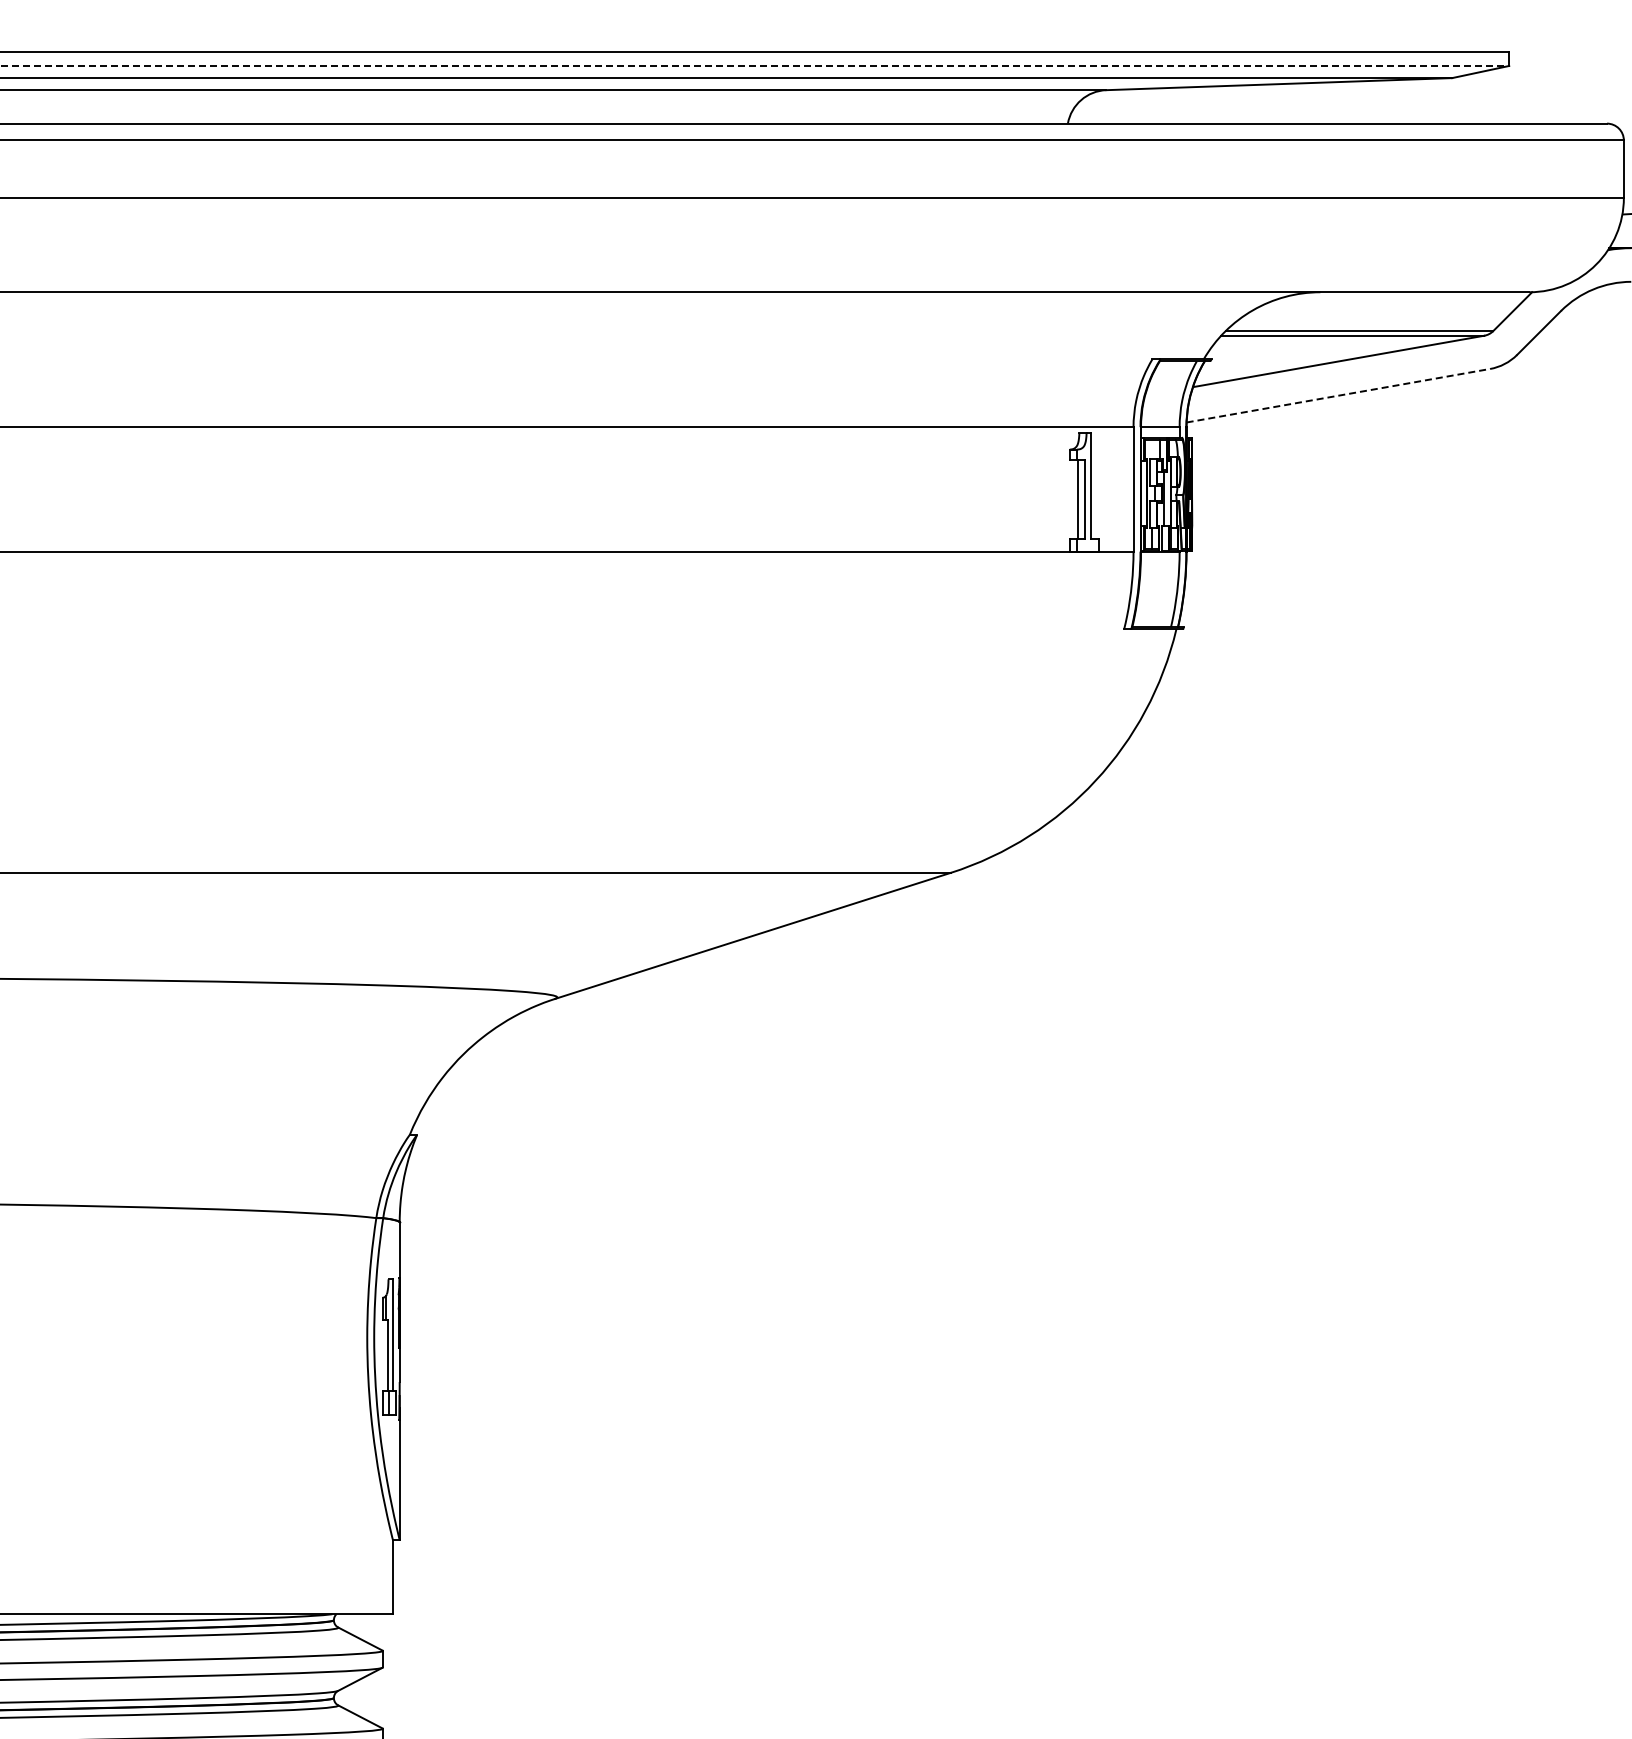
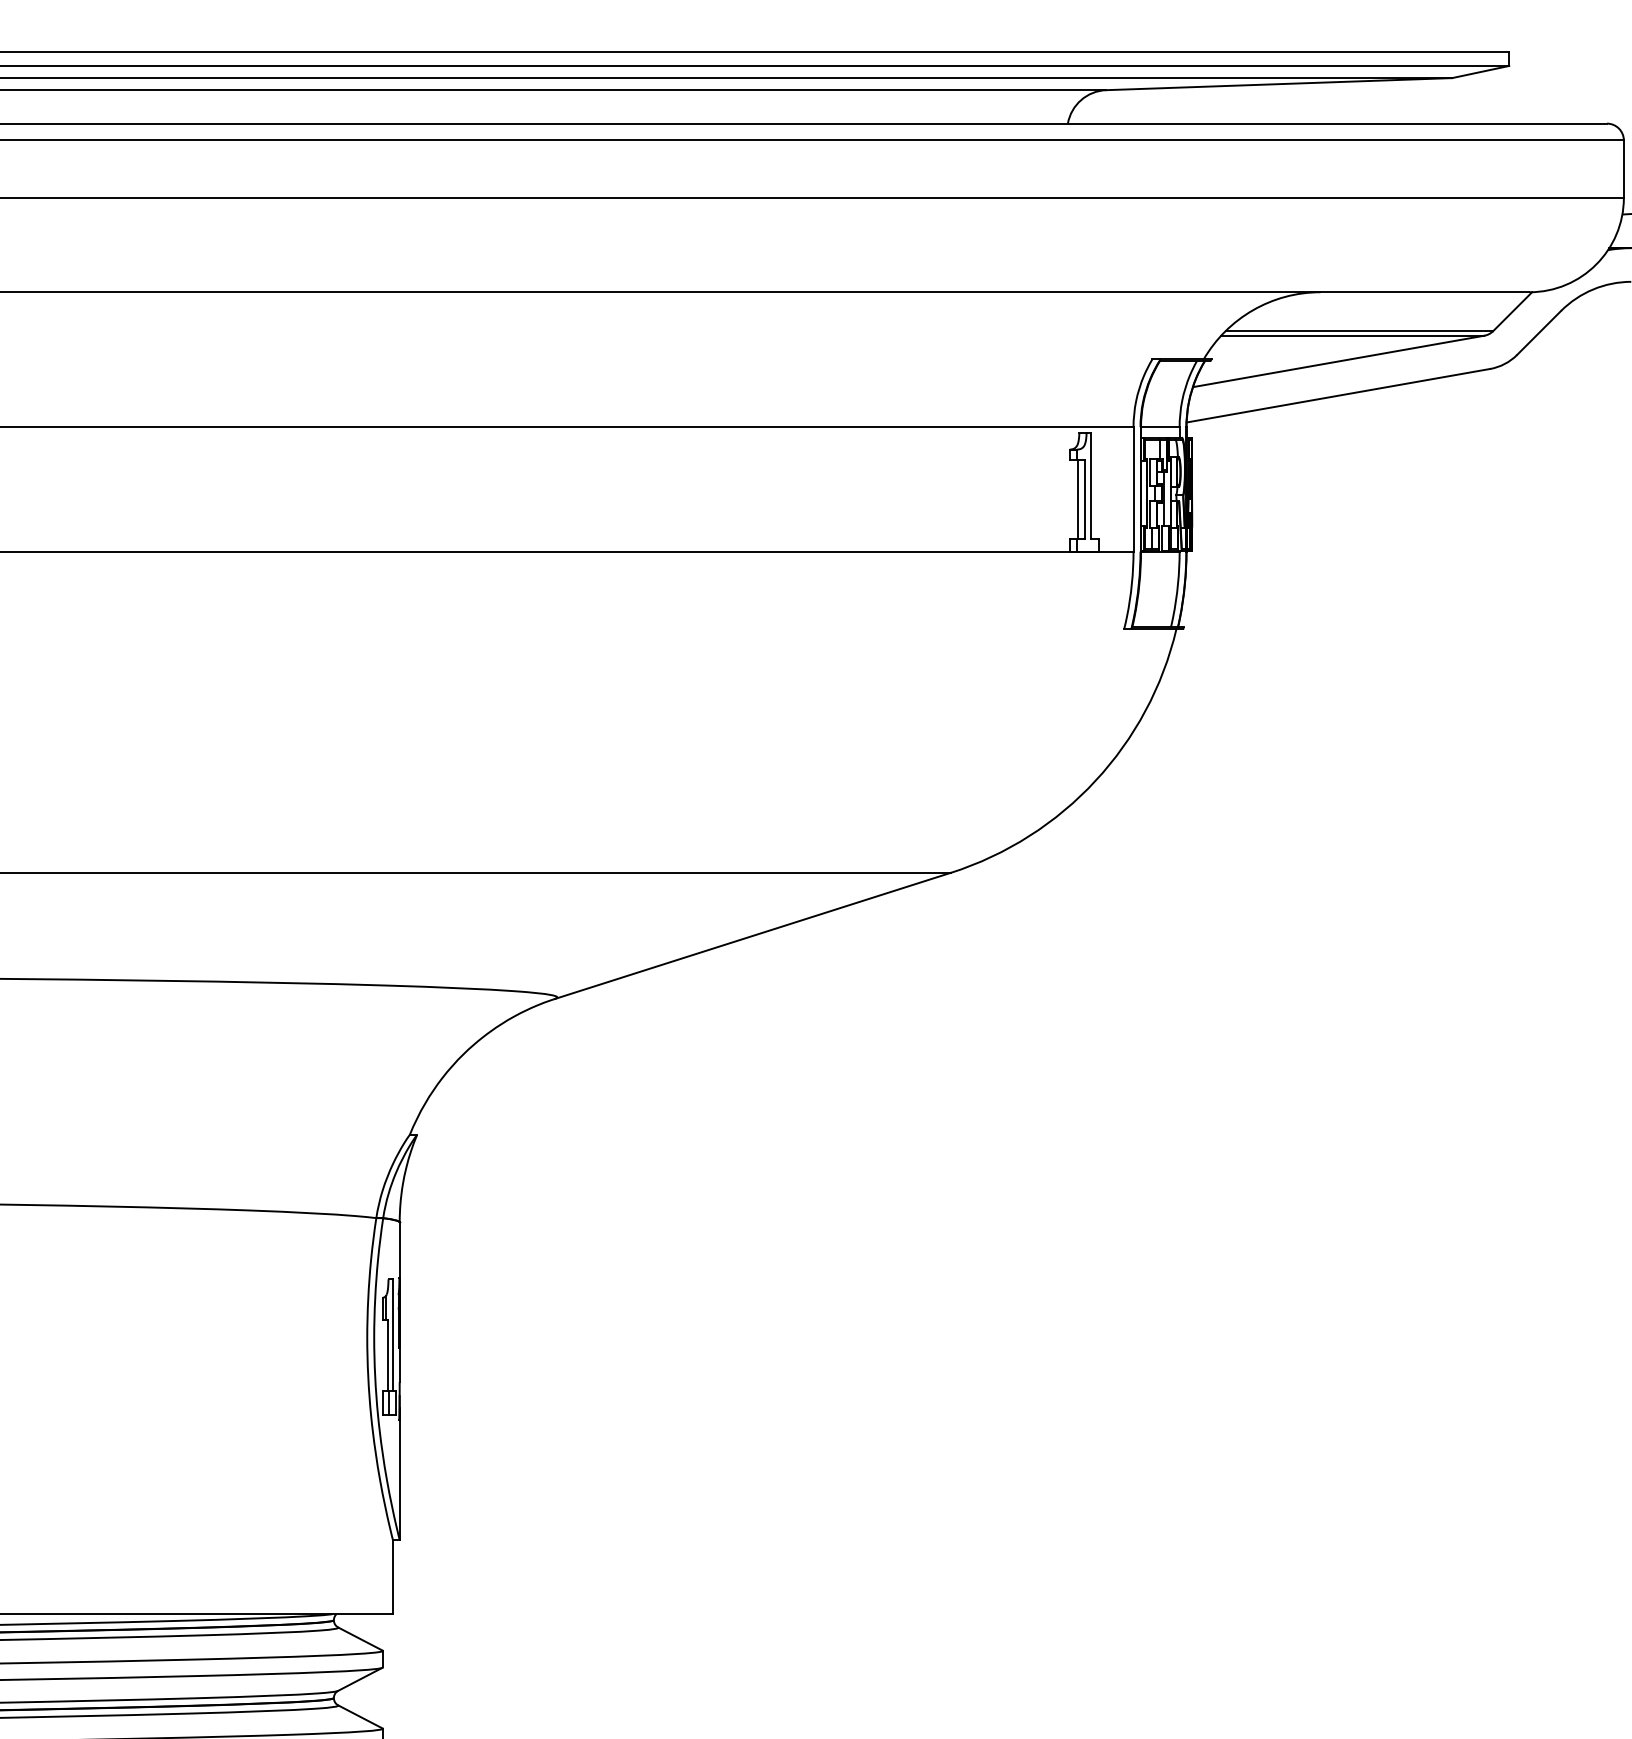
line: dashed -> solid (755, 65)
line: dashed -> solid (1338, 395)
